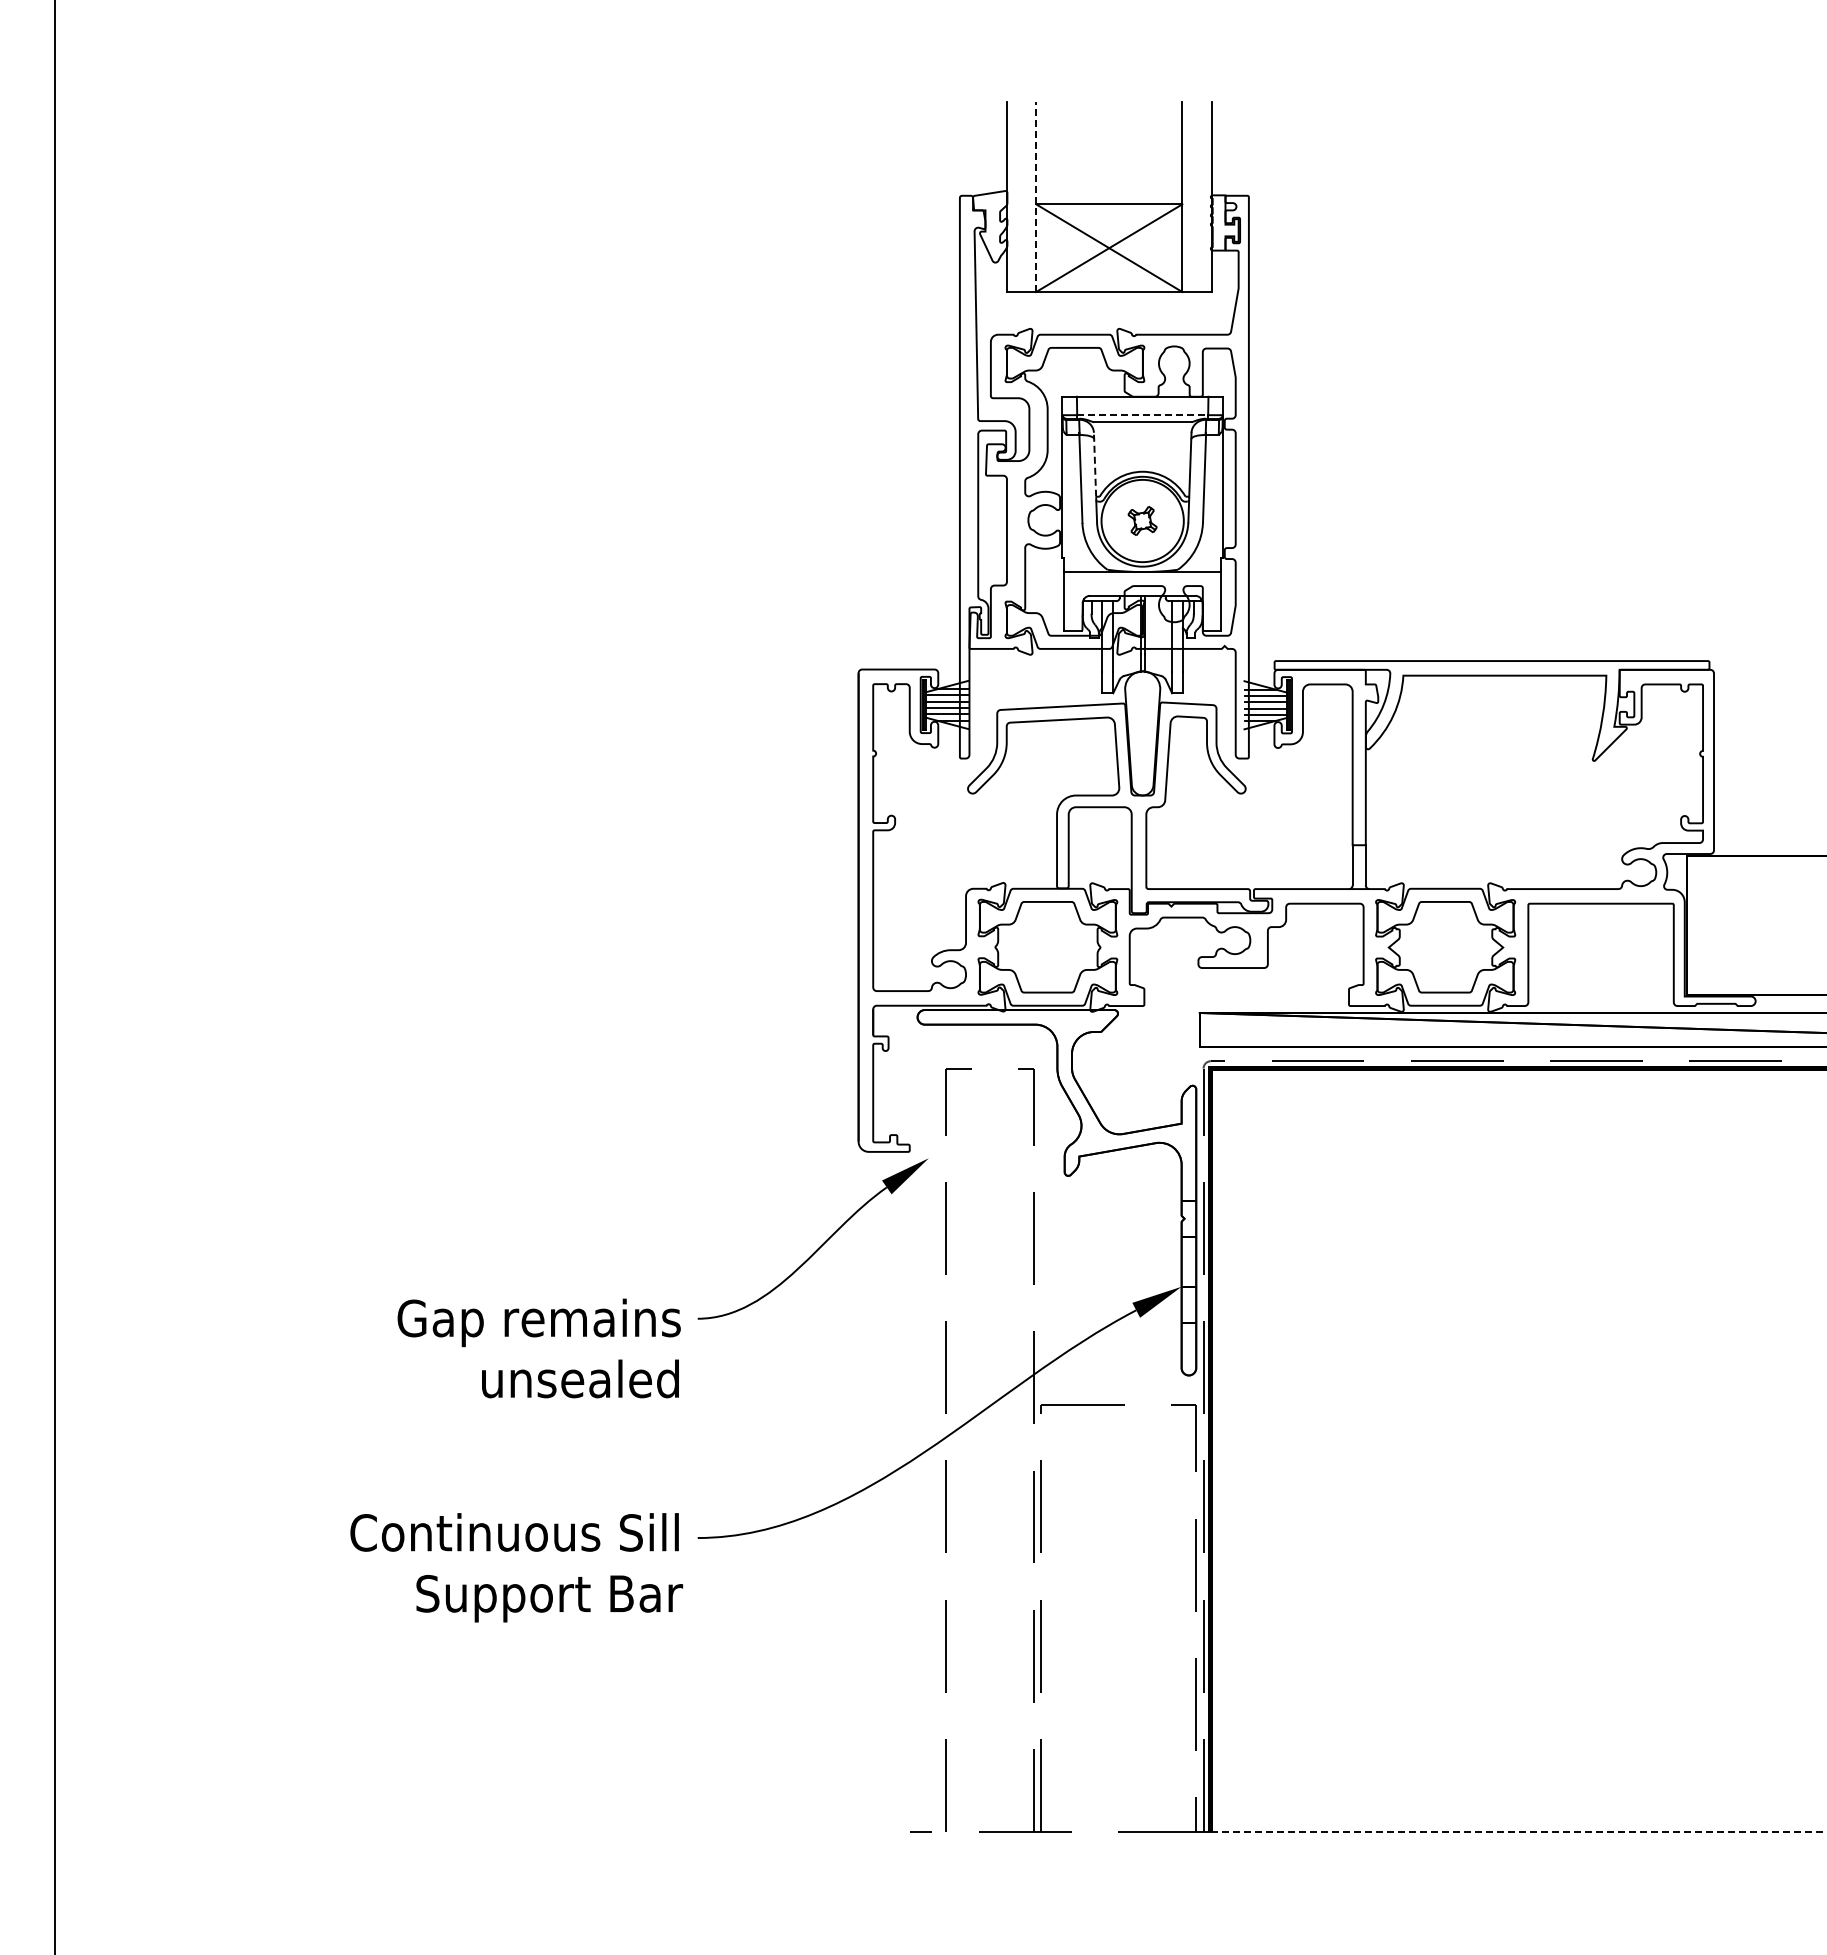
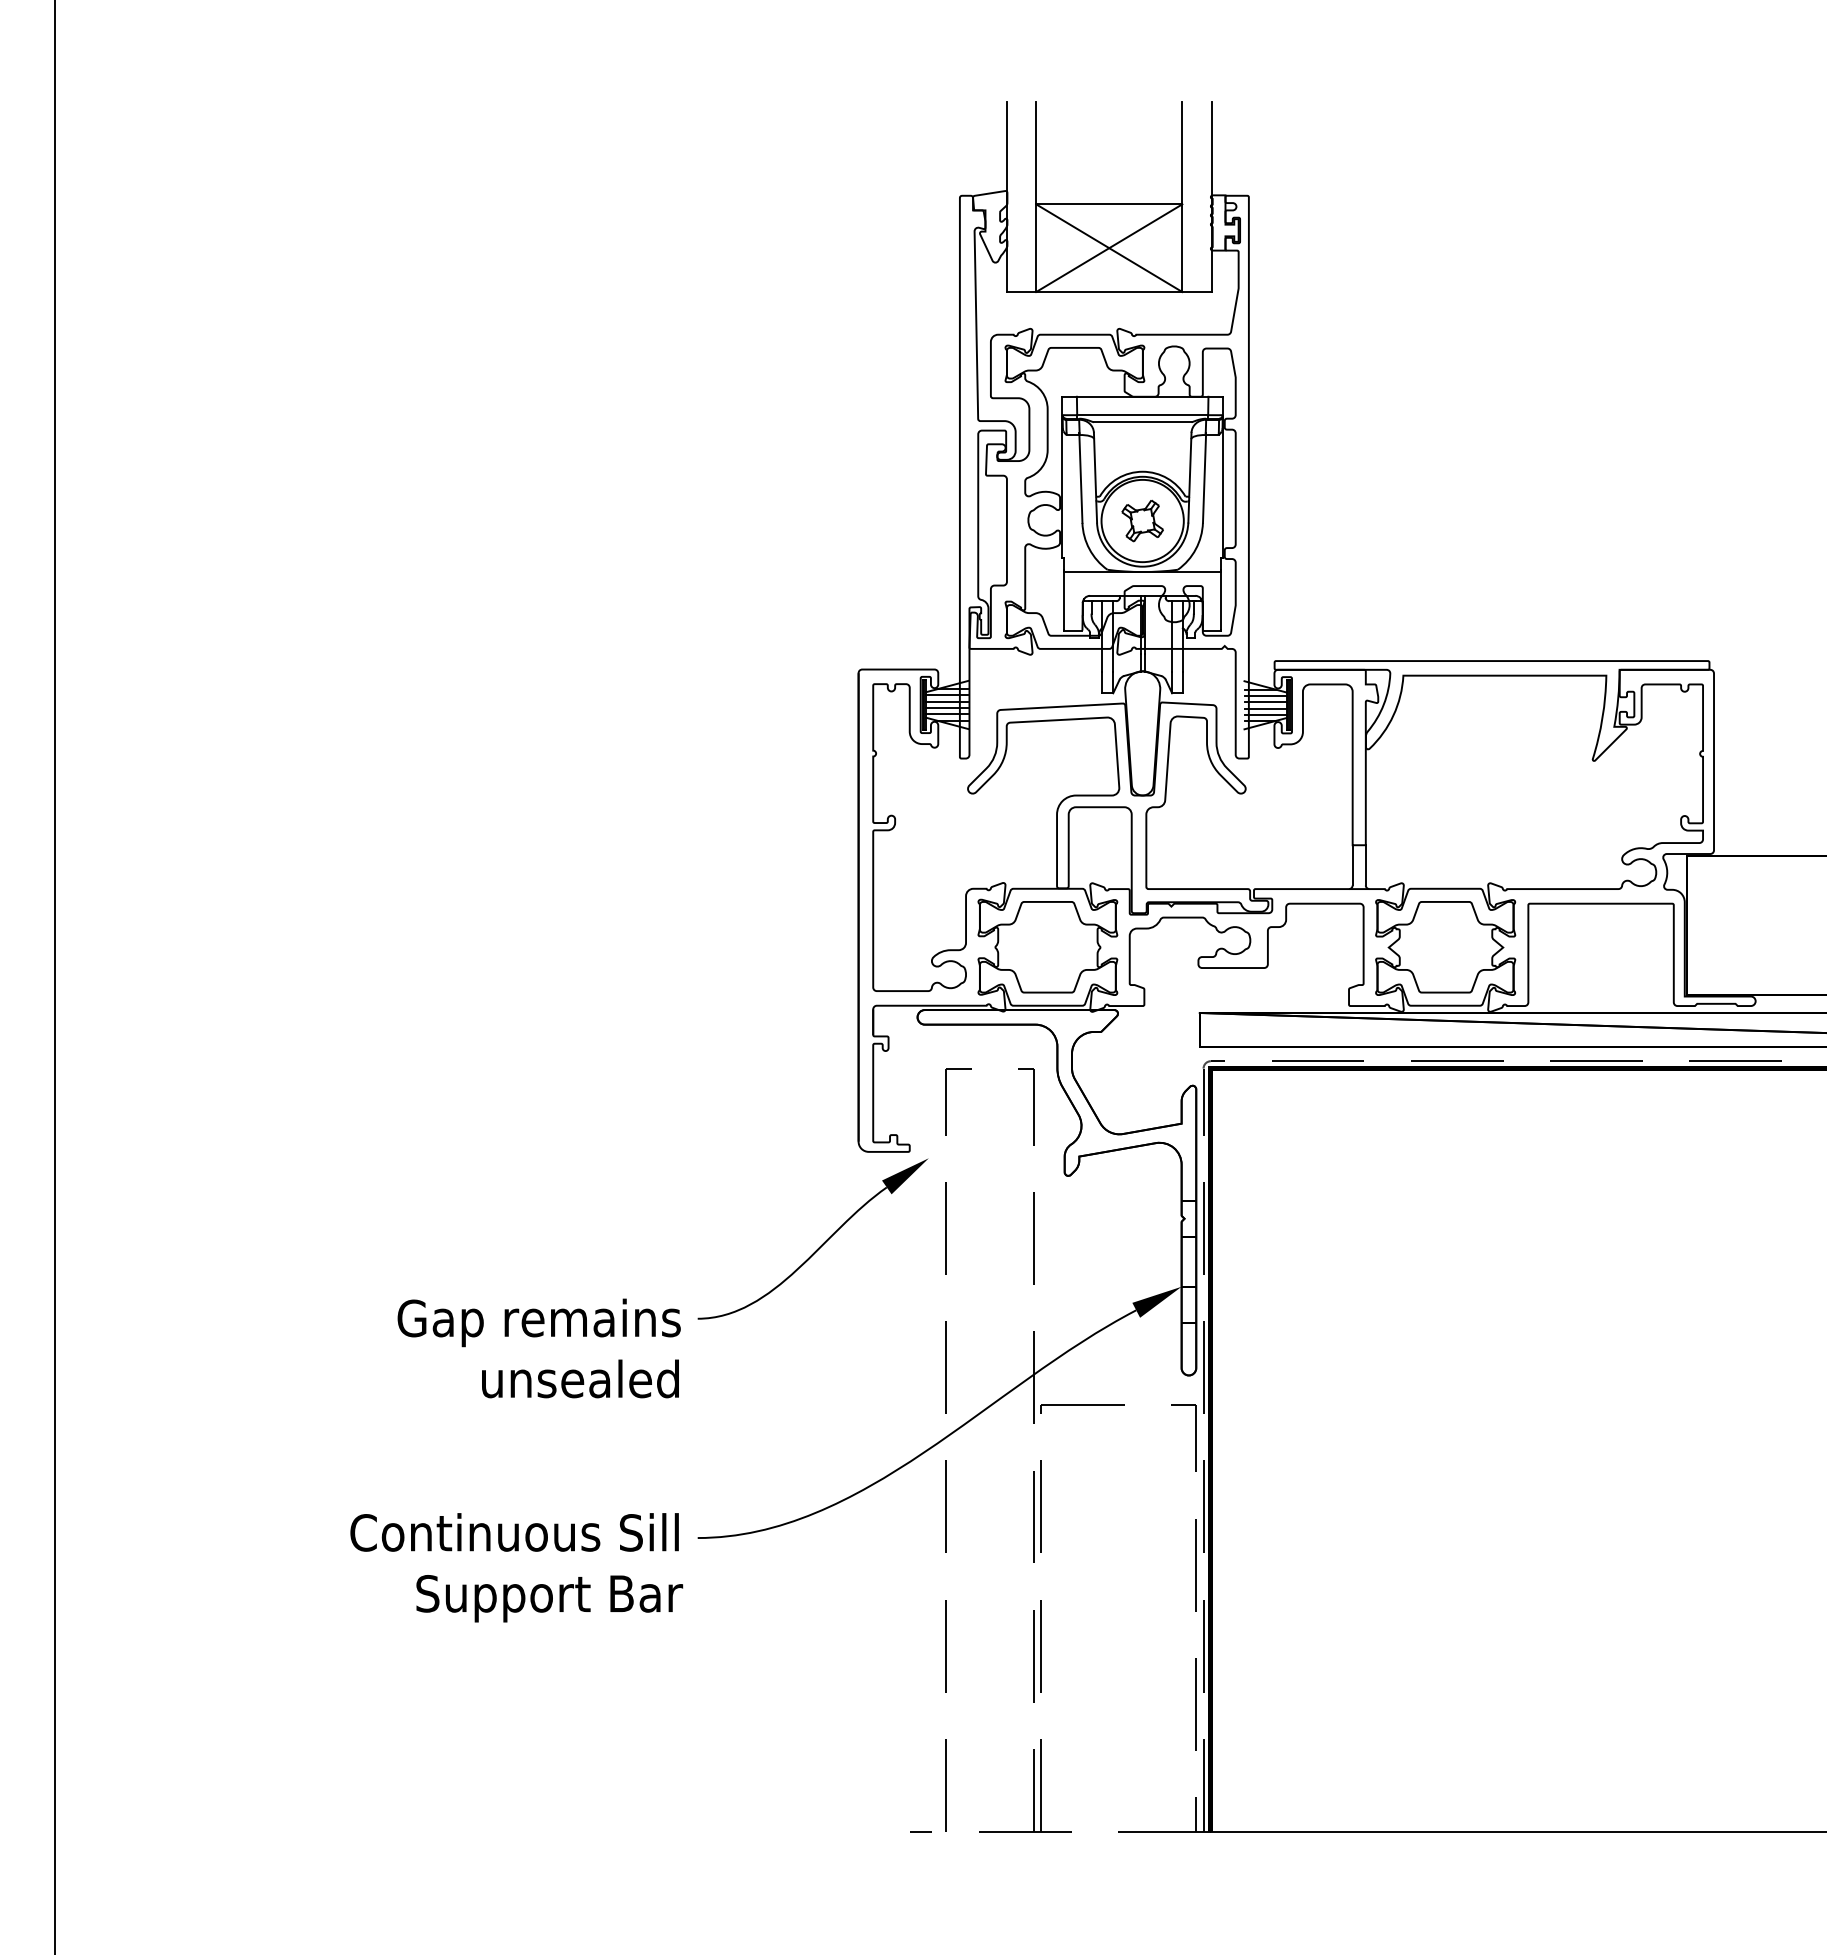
line: dashed -> solid (1036, 196)
line: dashed -> solid (1143, 415)
line: dashed -> solid (1095, 464)
part size: 31x30 px -> 43x44 px (1142, 520)
line: dashed -> solid (1518, 1831)
